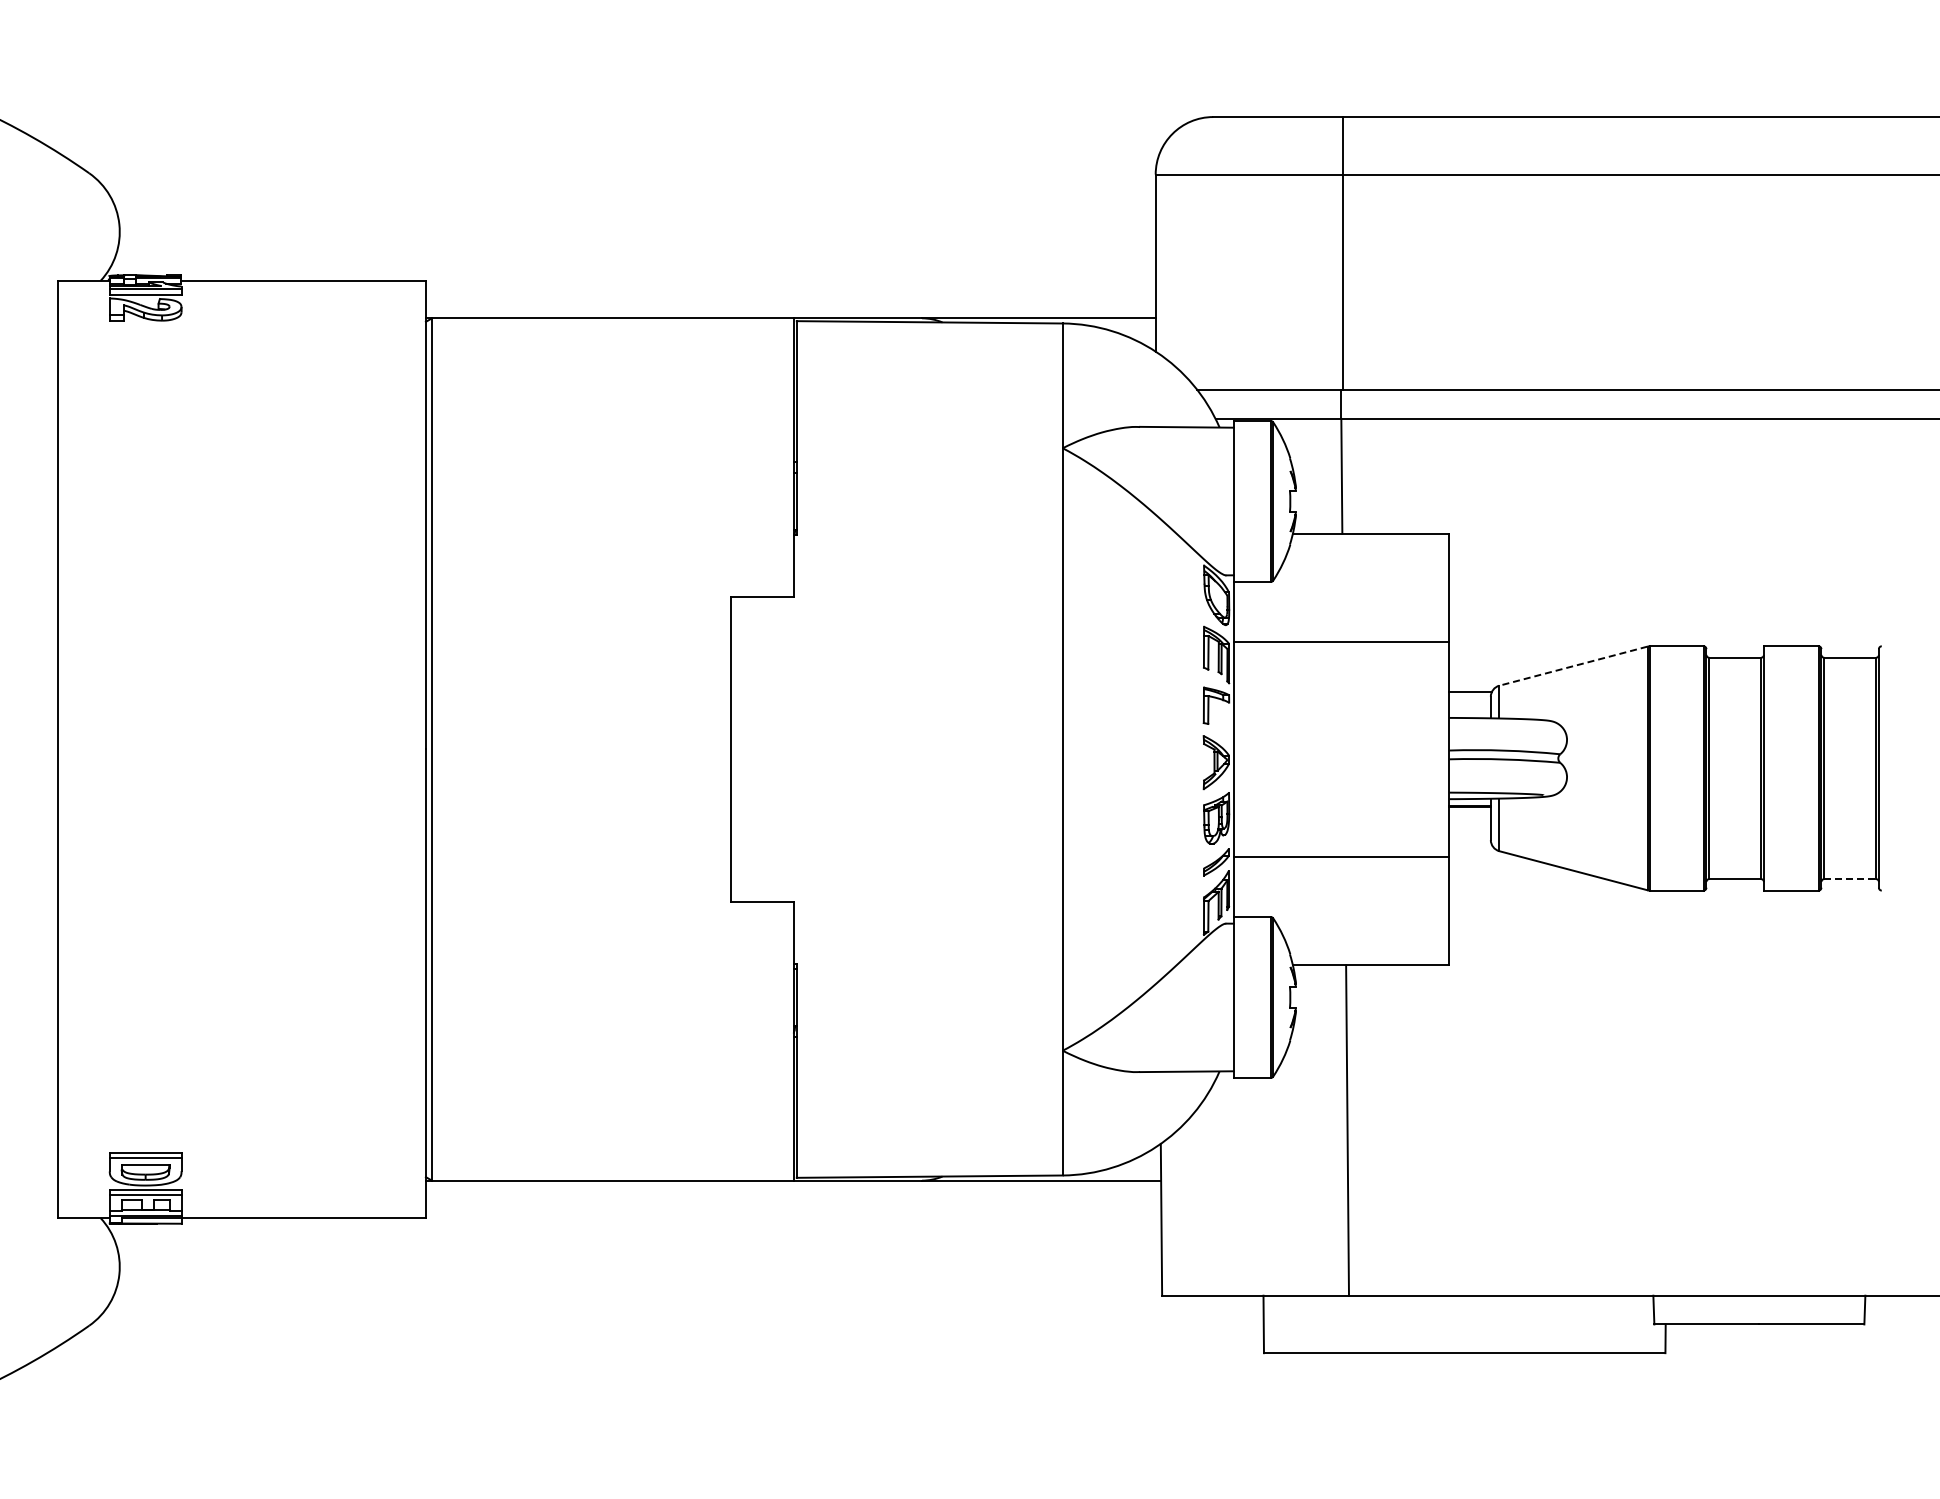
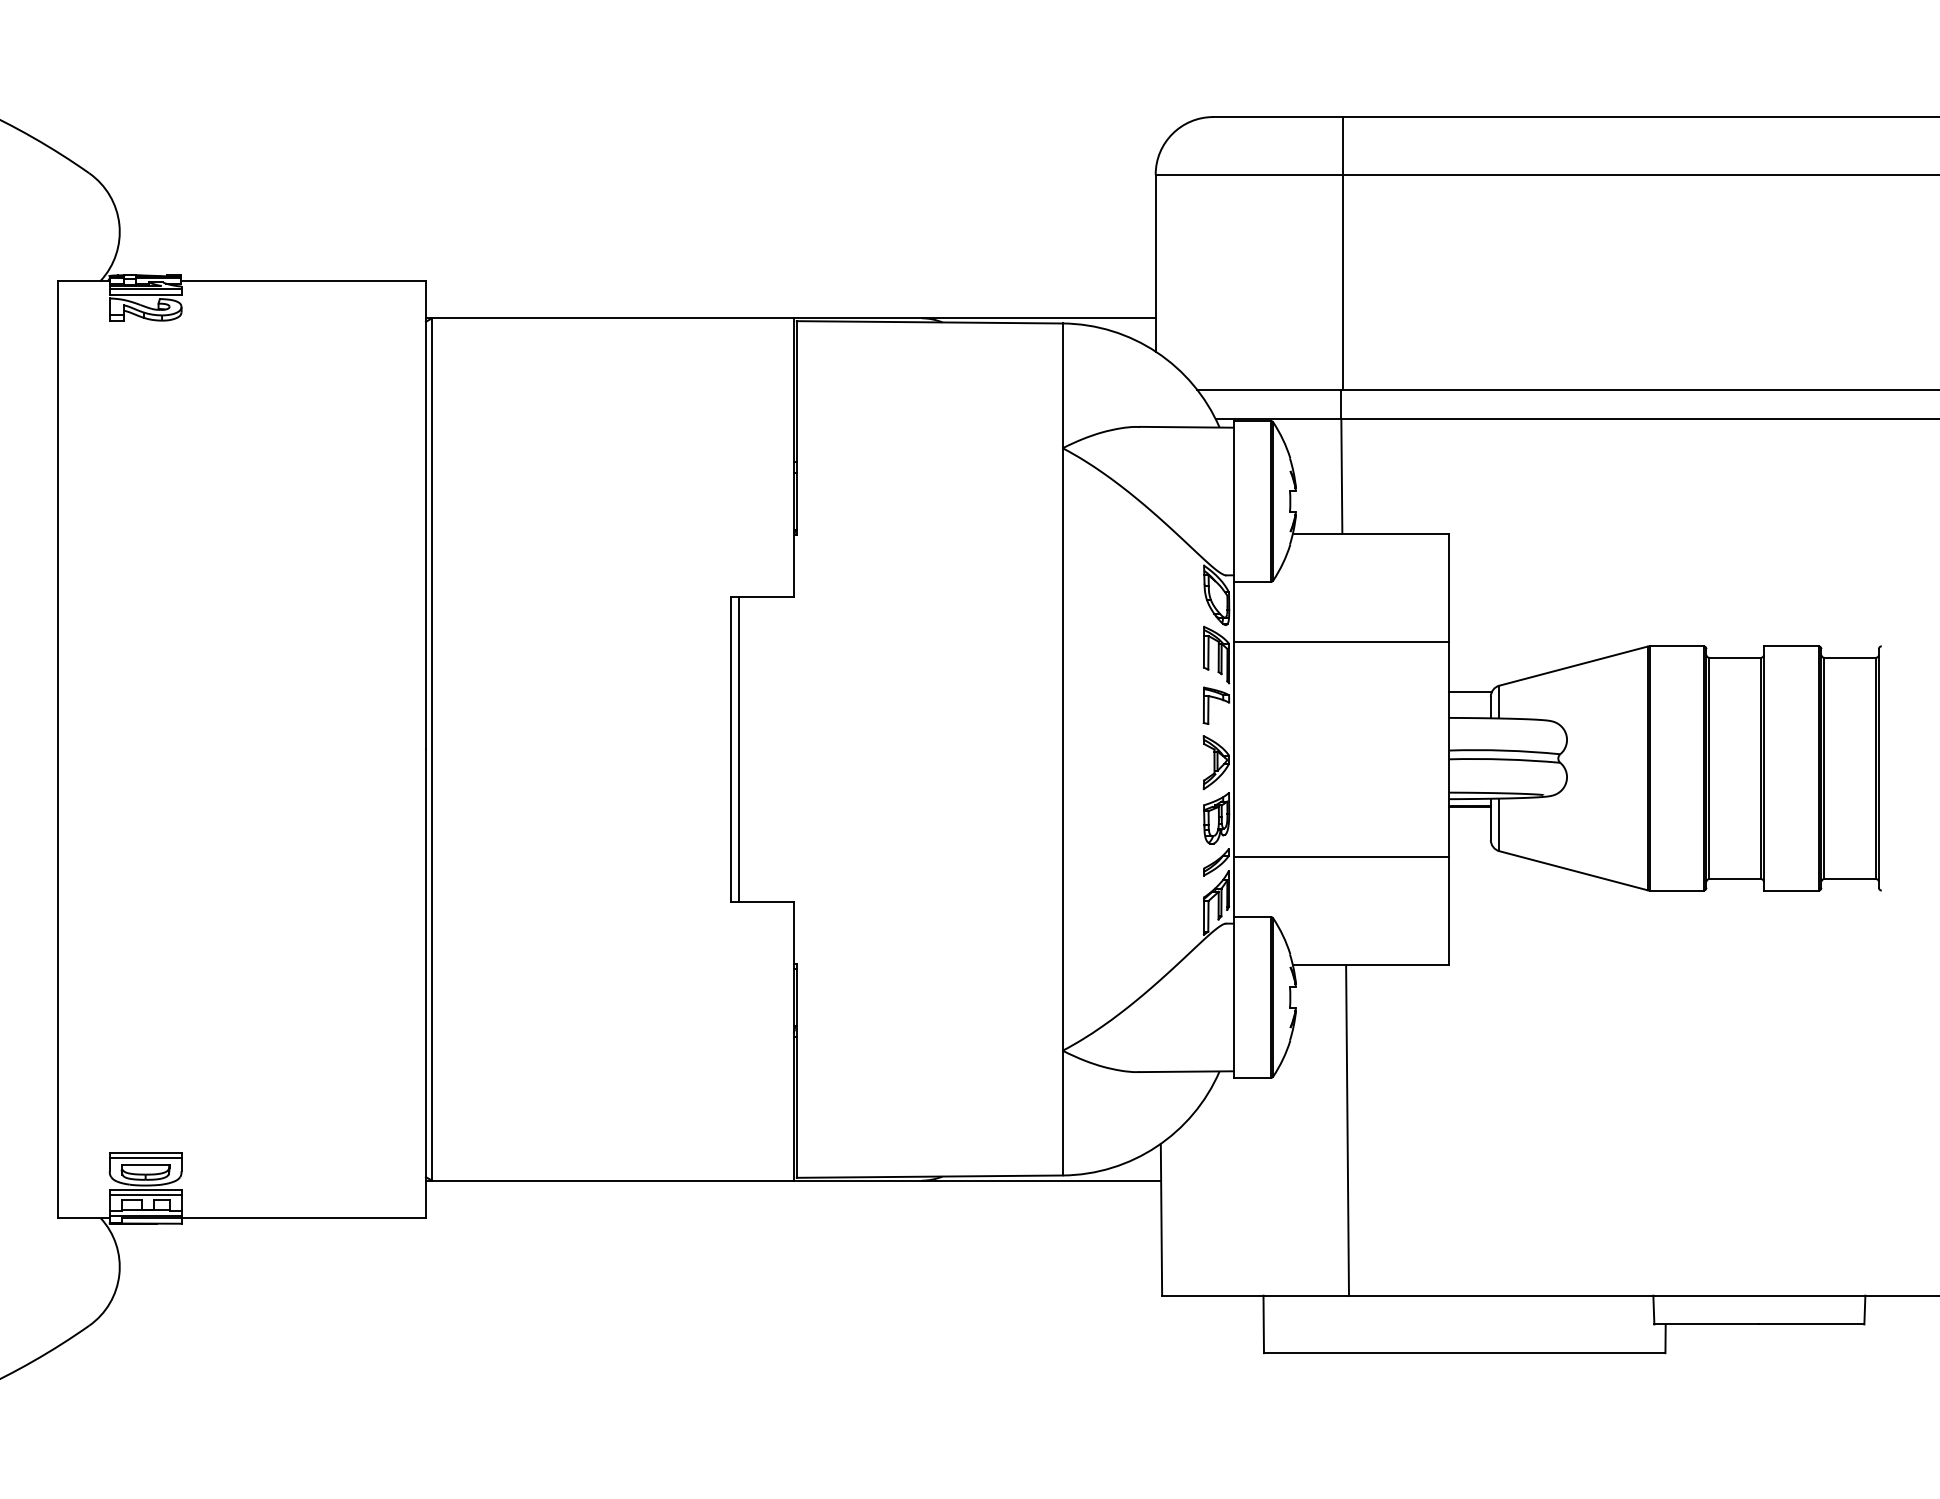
line: dashed -> solid (1573, 666)
line: none -> present (739, 749)
line: dashed -> solid (1850, 879)
